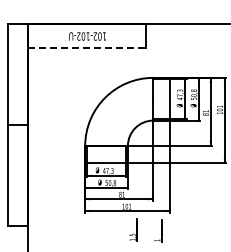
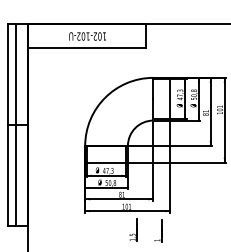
line: dashed -> solid (86, 48)
line: none -> present (16, 125)
